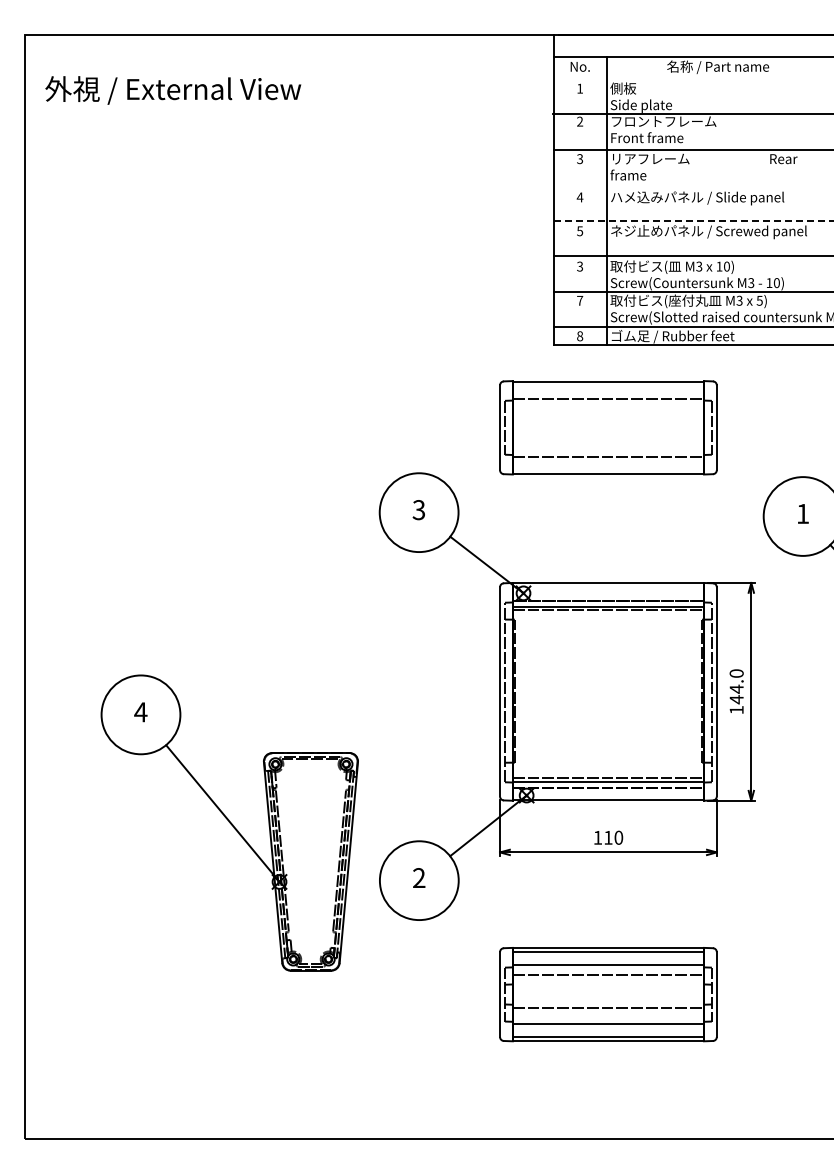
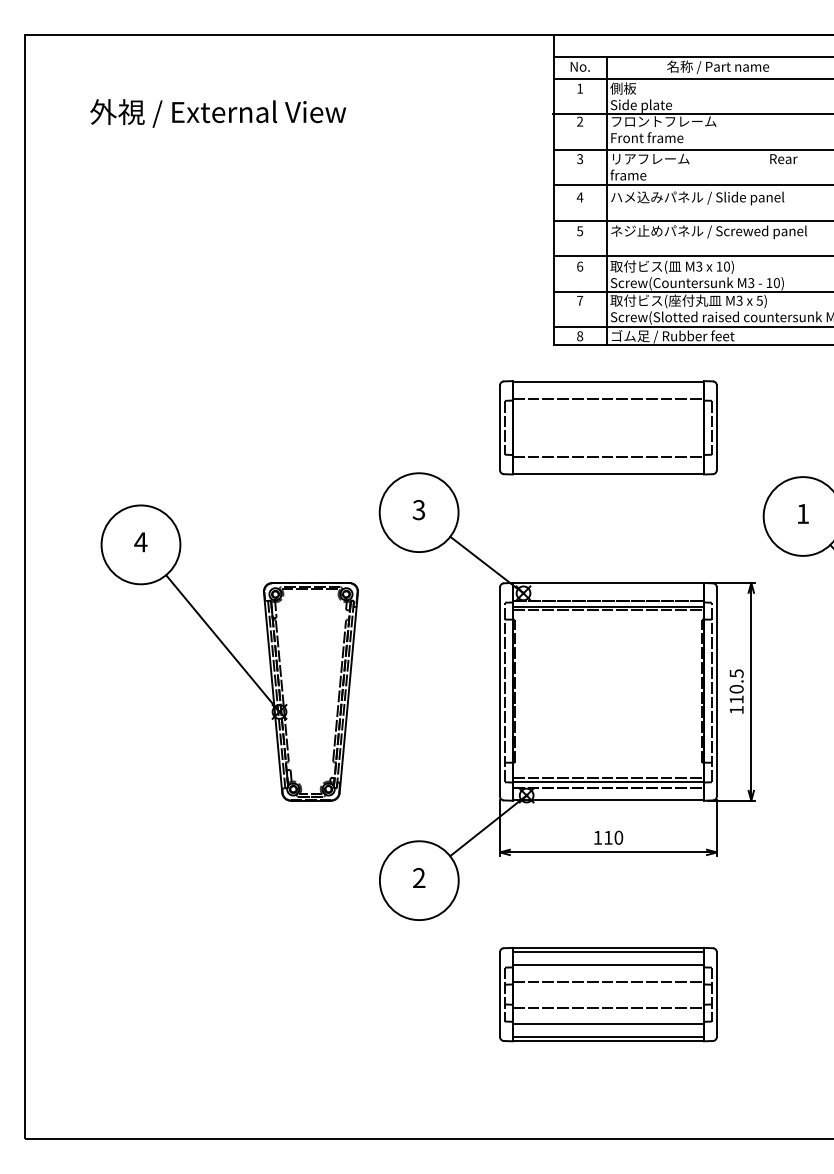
line: none -> present (691, 79)
text position: (173, 90) -> (218, 113) (218, 113)
line: none -> present (691, 185)
line: dashed -> solid (693, 220)
text: 3 -> 6 (580, 266)
text: 144.0 -> 110.5 (736, 686)
part position: (229, 822) -> (229, 652) (229, 652)
line position: (608, 974) -> (608, 981) (608, 981)
